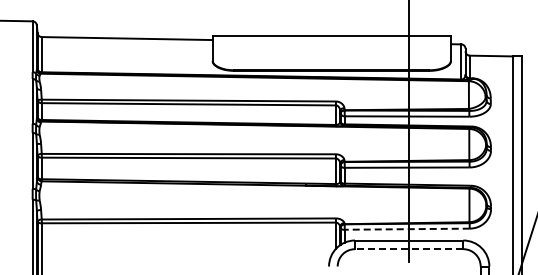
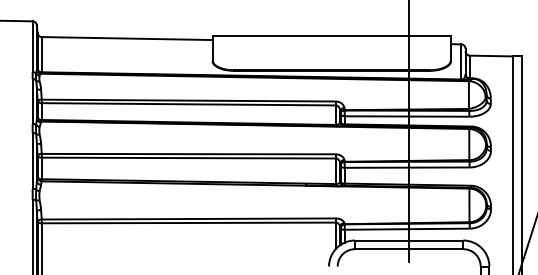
line: dashed -> solid (408, 229)
line: dashed -> solid (408, 249)
